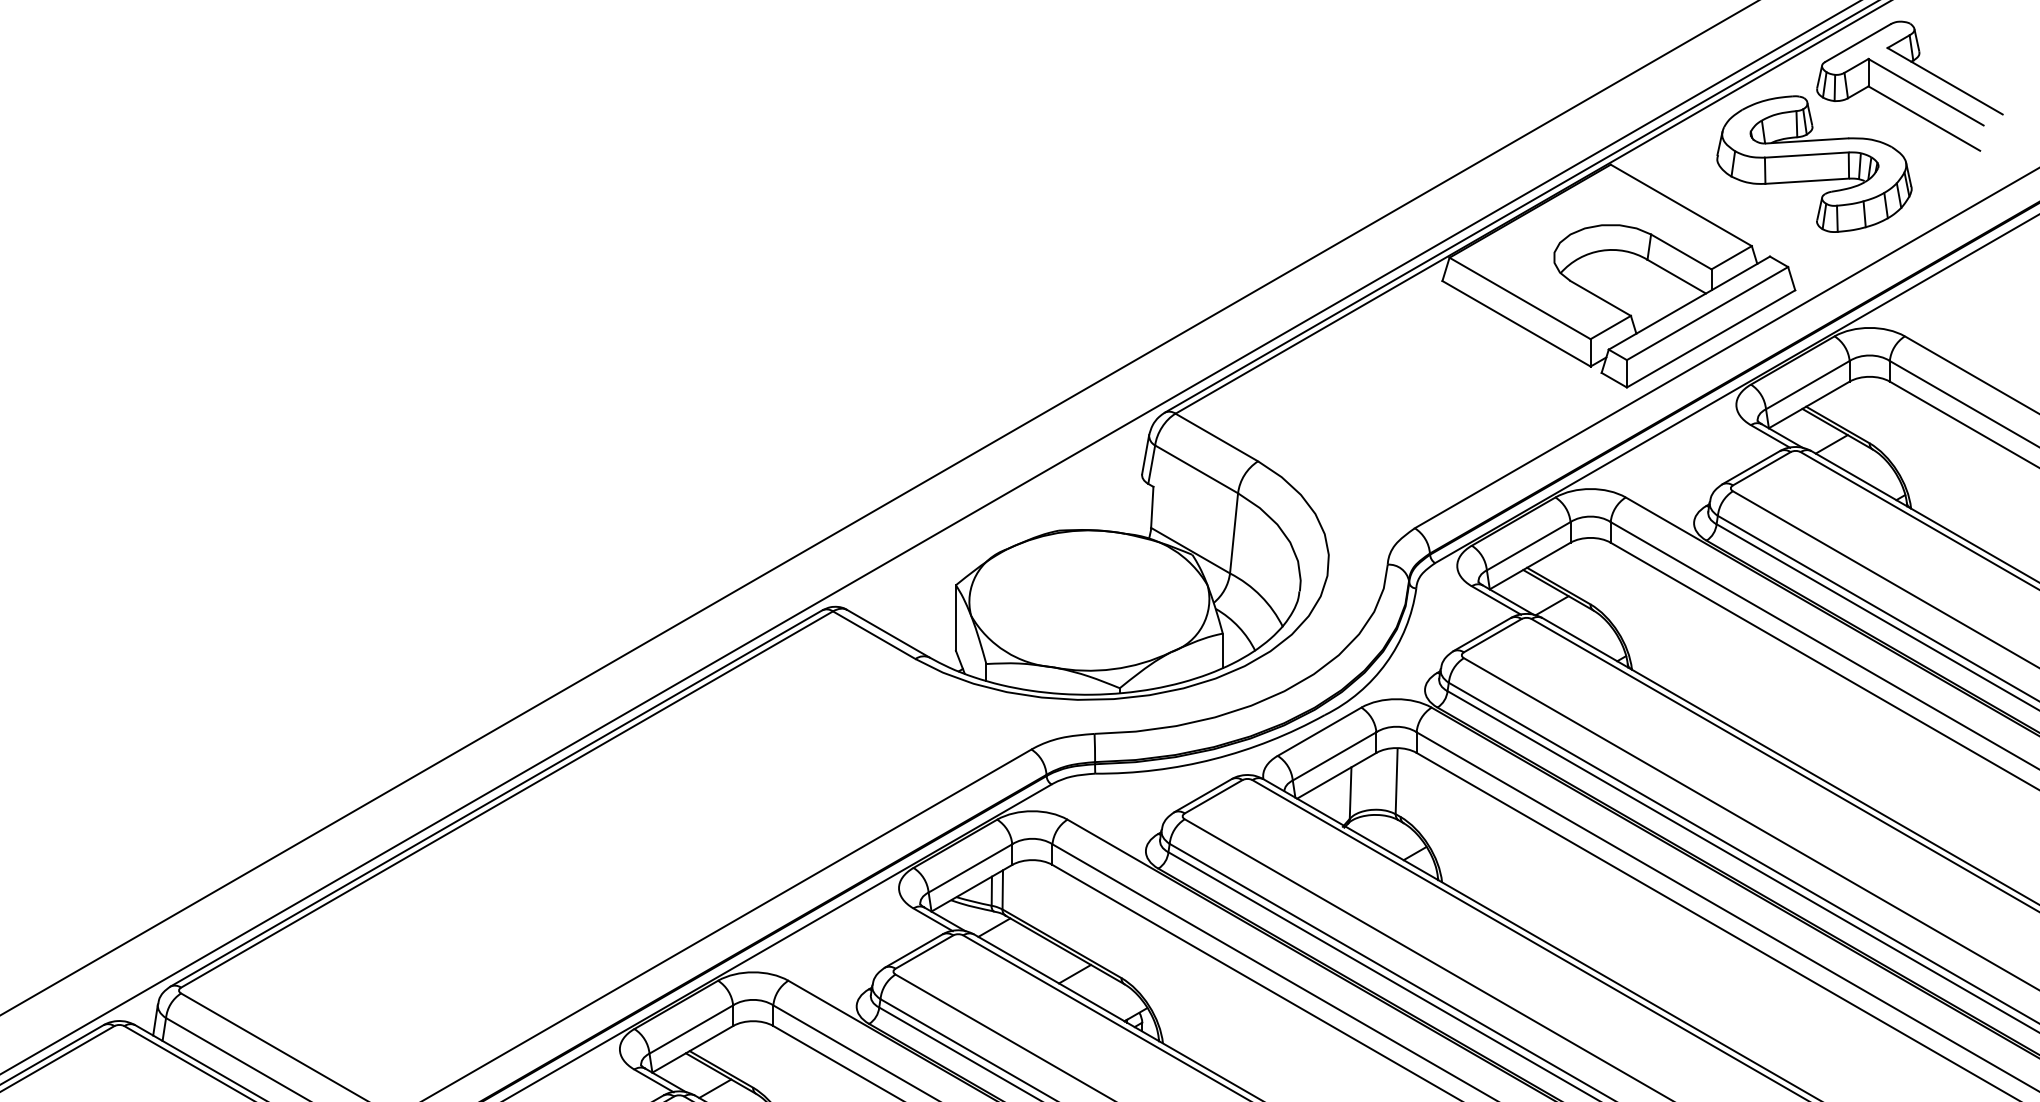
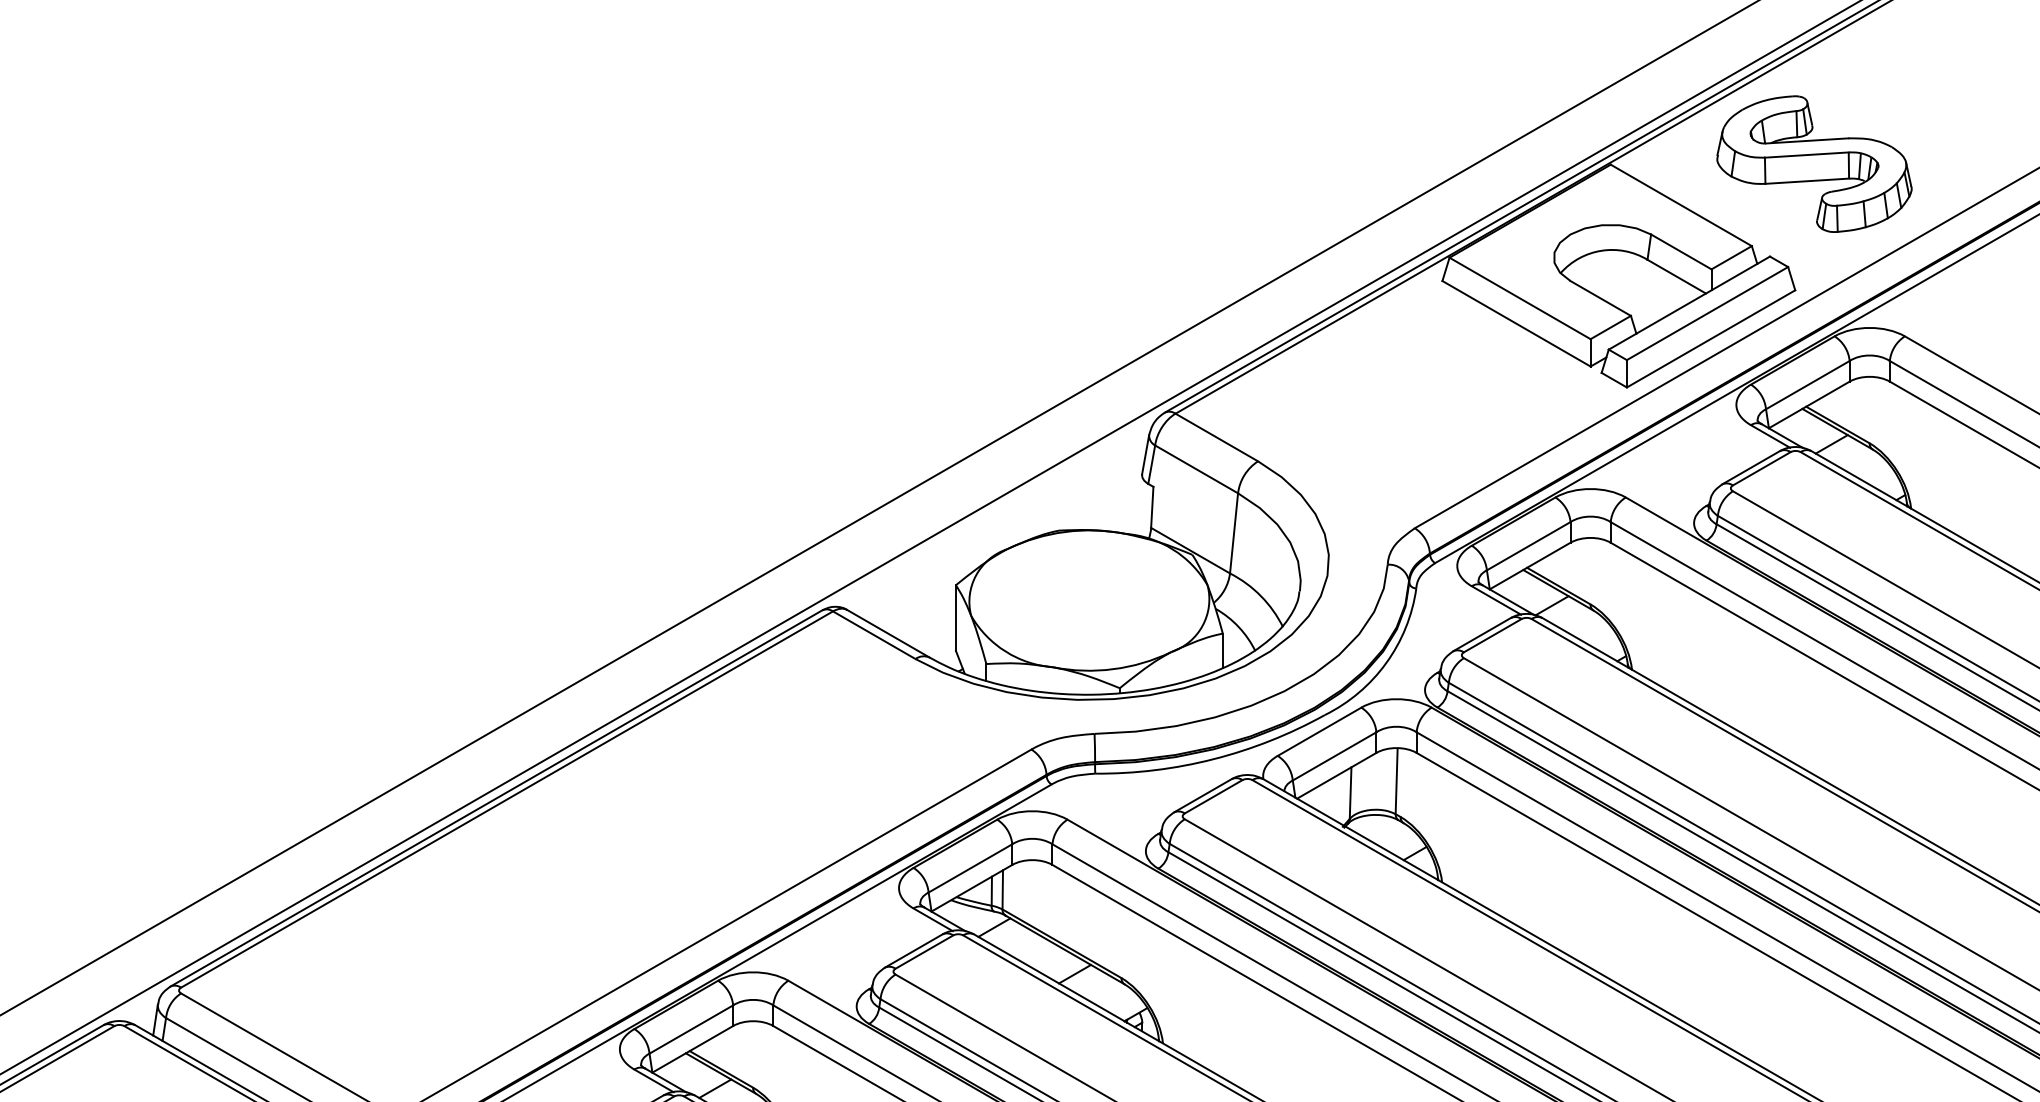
part: present -> none (1909, 85)
